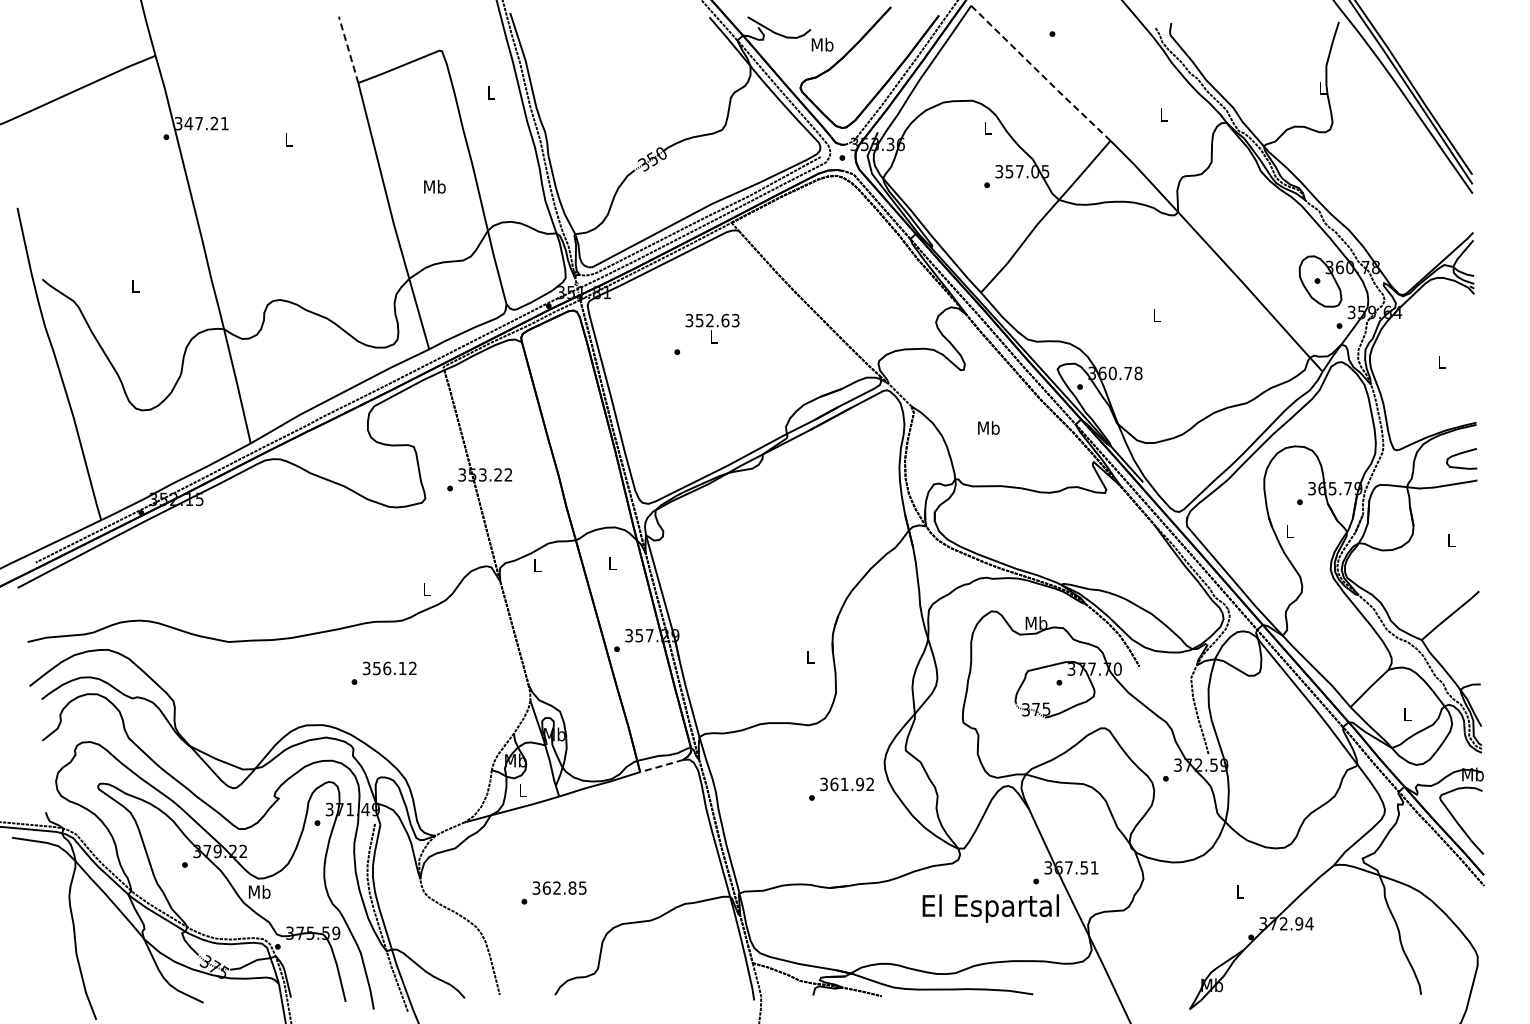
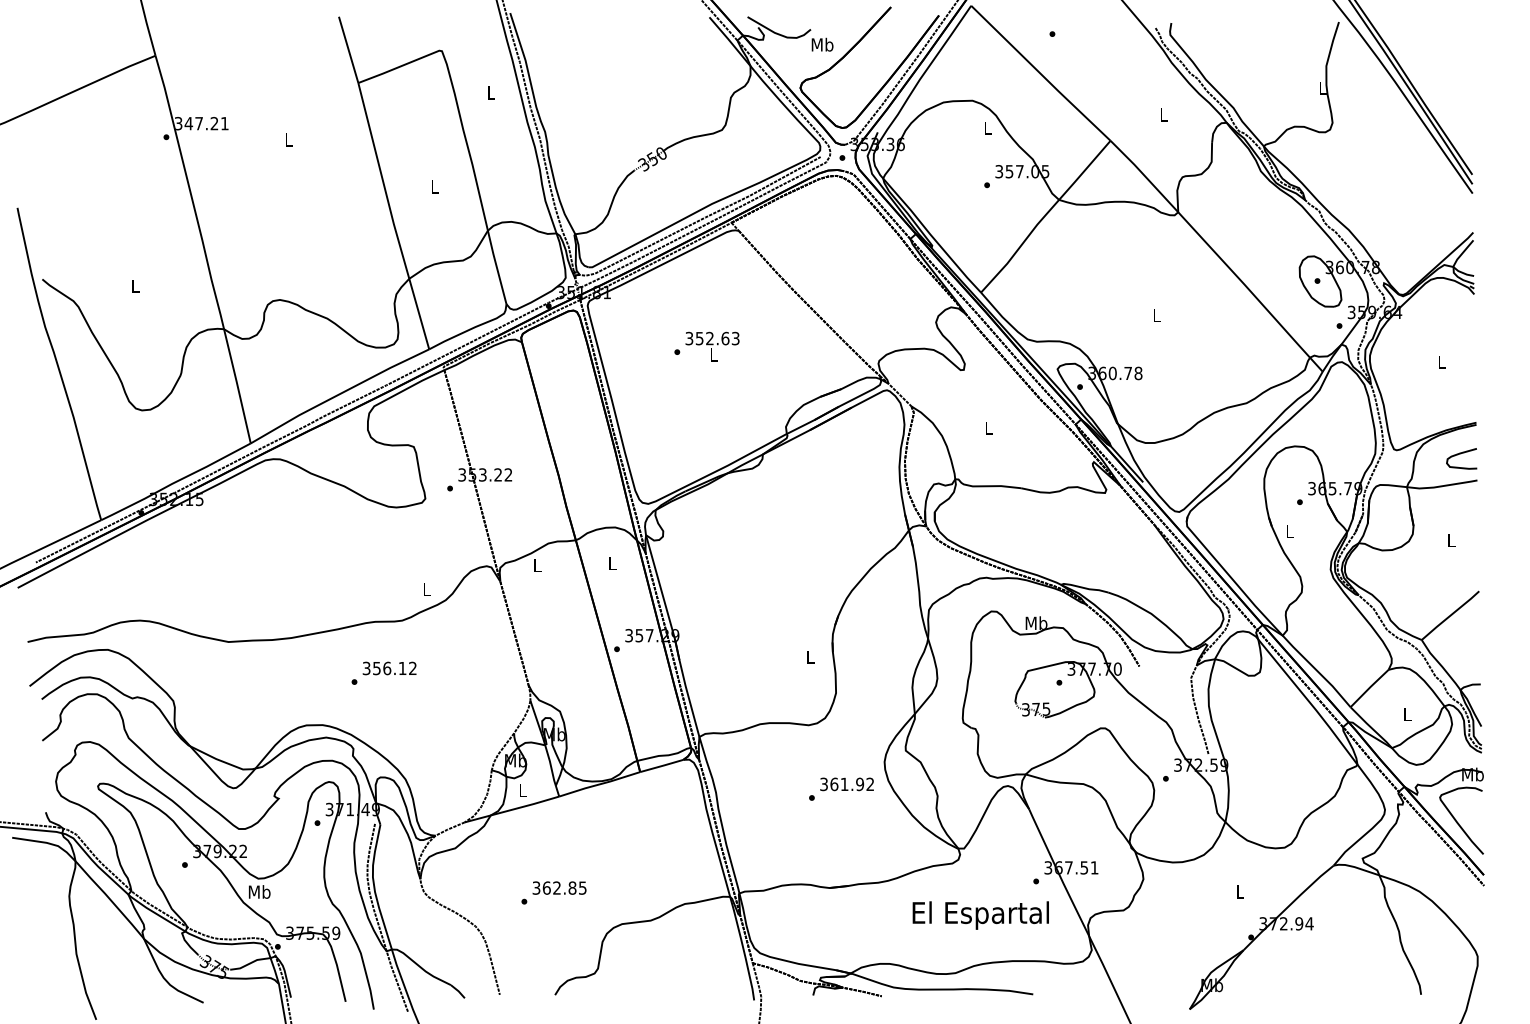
line: dashed -> solid (348, 49)
line: dashed -> solid (1040, 73)
text: Mb -> L (434, 186)
text position: (712, 328) -> (712, 346) (712, 346)
text: Mb -> L (988, 427)
line: dashed -> solid (662, 765)
text position: (990, 908) -> (980, 915) (980, 915)
